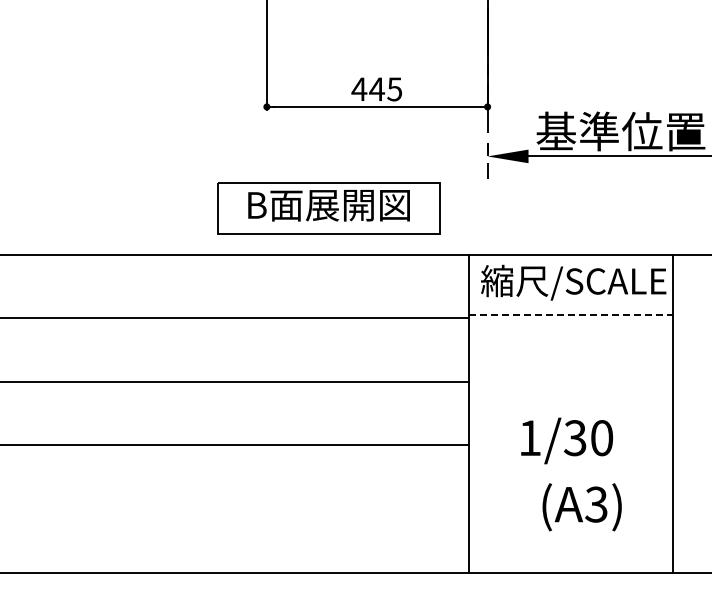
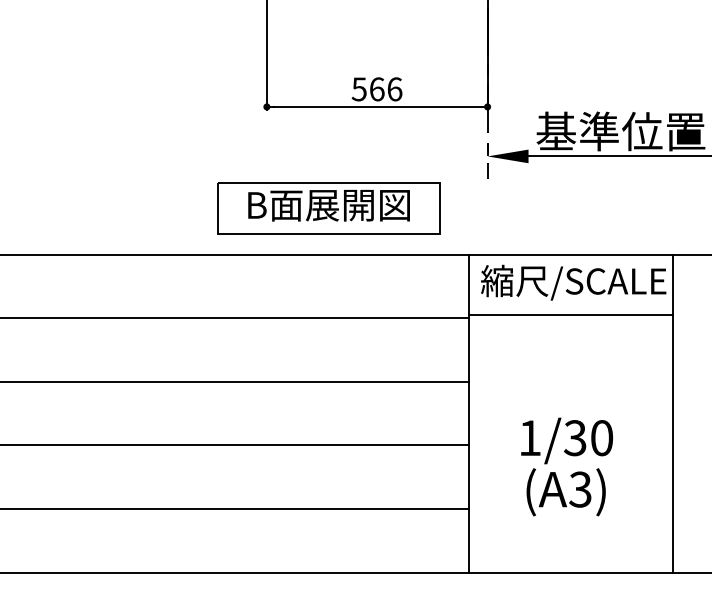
text: 445 -> 566 (376, 89)
line: dashed -> solid (571, 314)
text position: (581, 507) -> (565, 492) (565, 492)
line: none -> present (235, 509)
